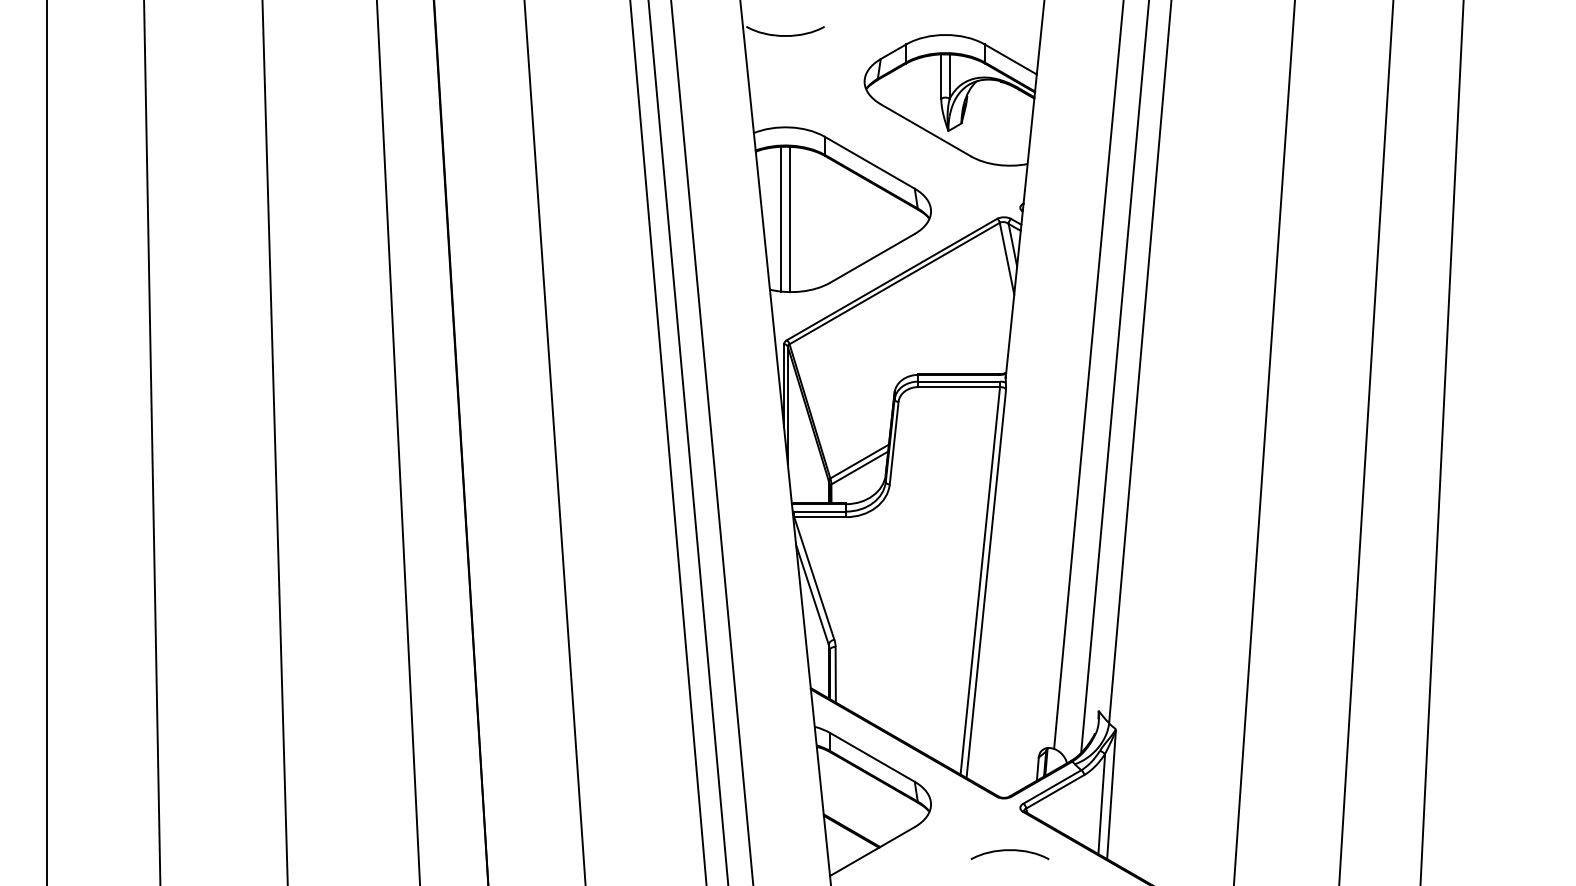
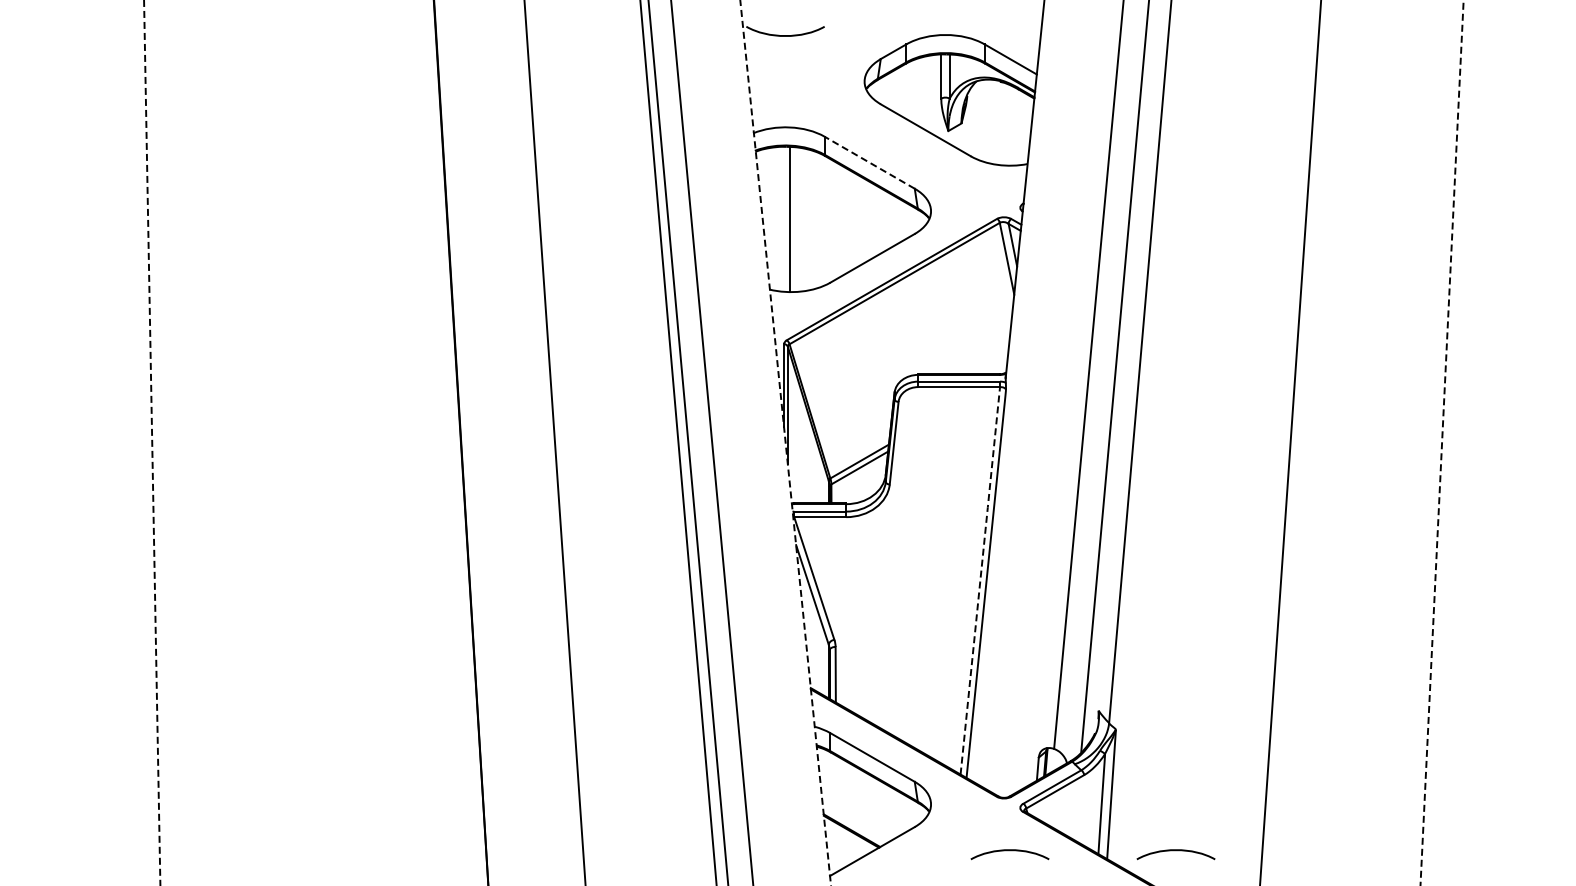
line: solid -> dashed (869, 162)
line: present -> none (781, 218)
line: present -> none (47, 442)
line: present -> none (274, 442)
line: present -> none (398, 442)
line position: (668, 442) -> (678, 442) (678, 442)
line position: (1264, 442) -> (1290, 442) (1290, 442)
line: present -> none (1366, 442)
line: solid -> dashed (1442, 442)
line: solid -> dashed (152, 443)
line: solid -> dashed (785, 443)
line: solid -> dashed (980, 579)
curve: none -> present (1175, 851)
